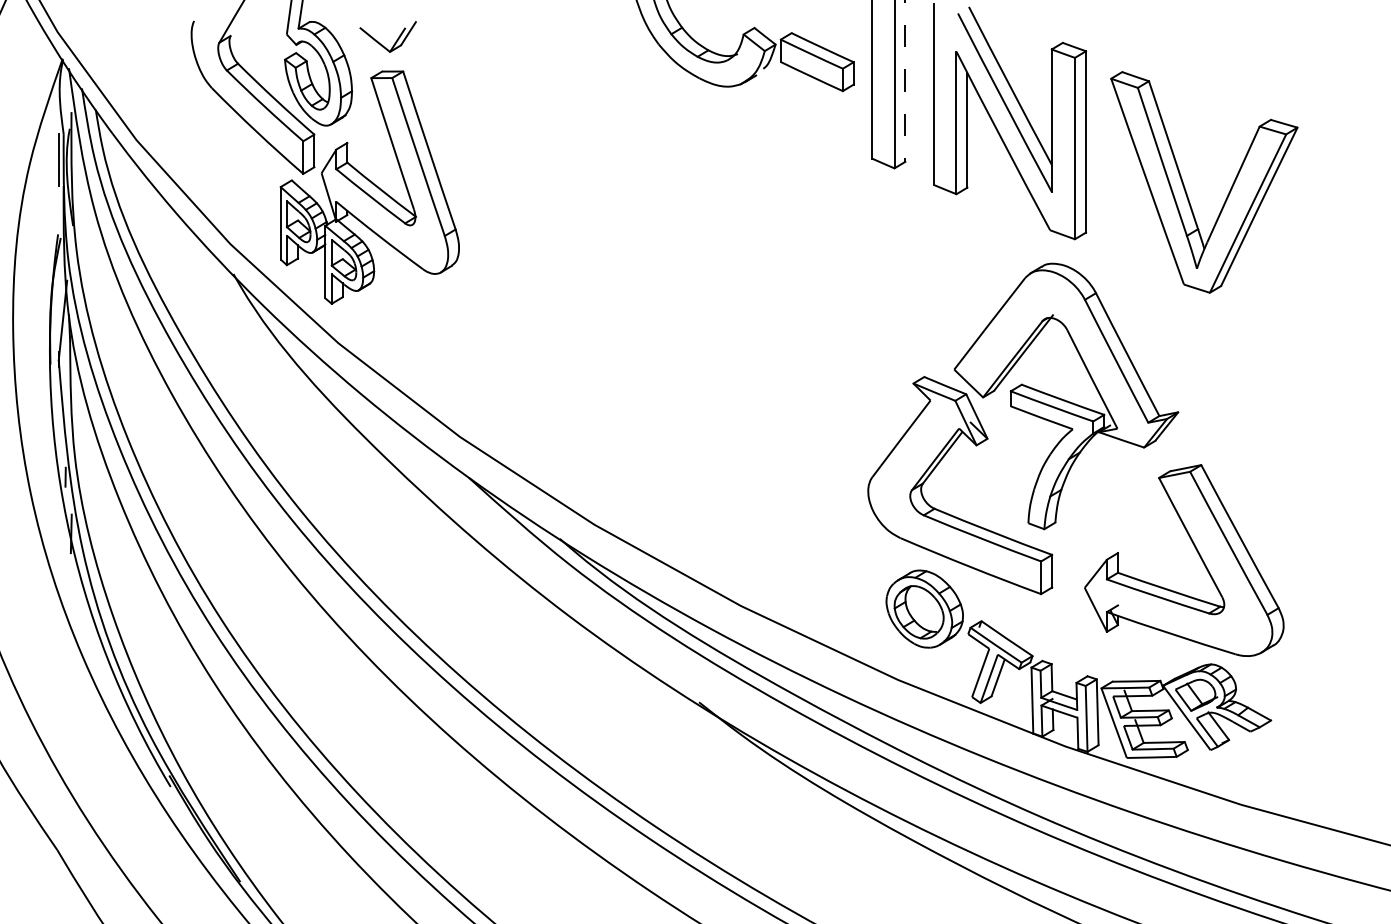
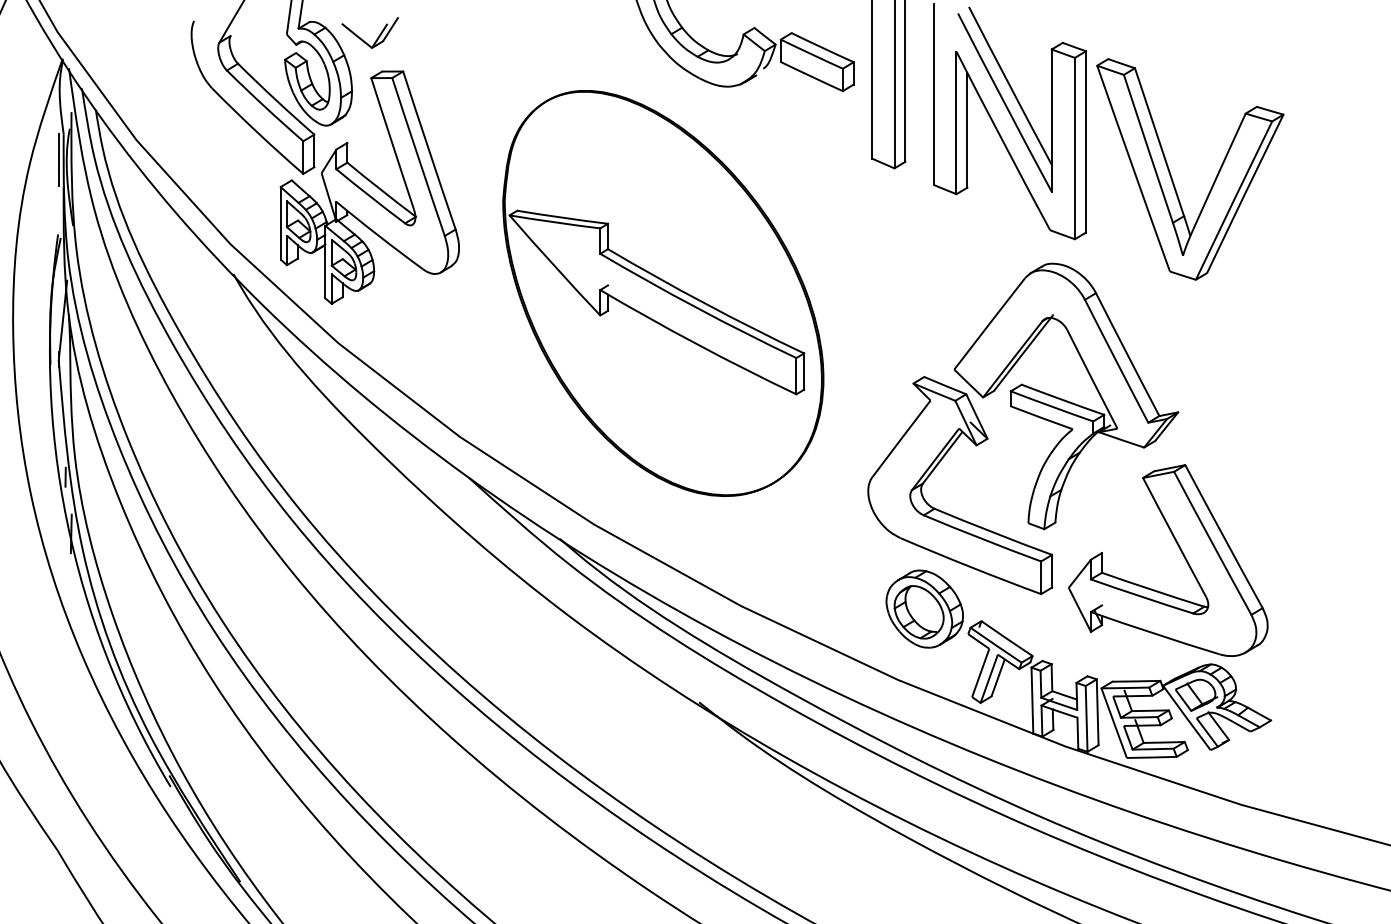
part position: (381, 43) -> (363, 39) (363, 39)
line: dashed -> solid (905, 81)
part position: (1185, 187) -> (1171, 174) (1171, 174)
part: none -> present (663, 293)
part position: (1197, 553) -> (1181, 553) (1181, 553)
